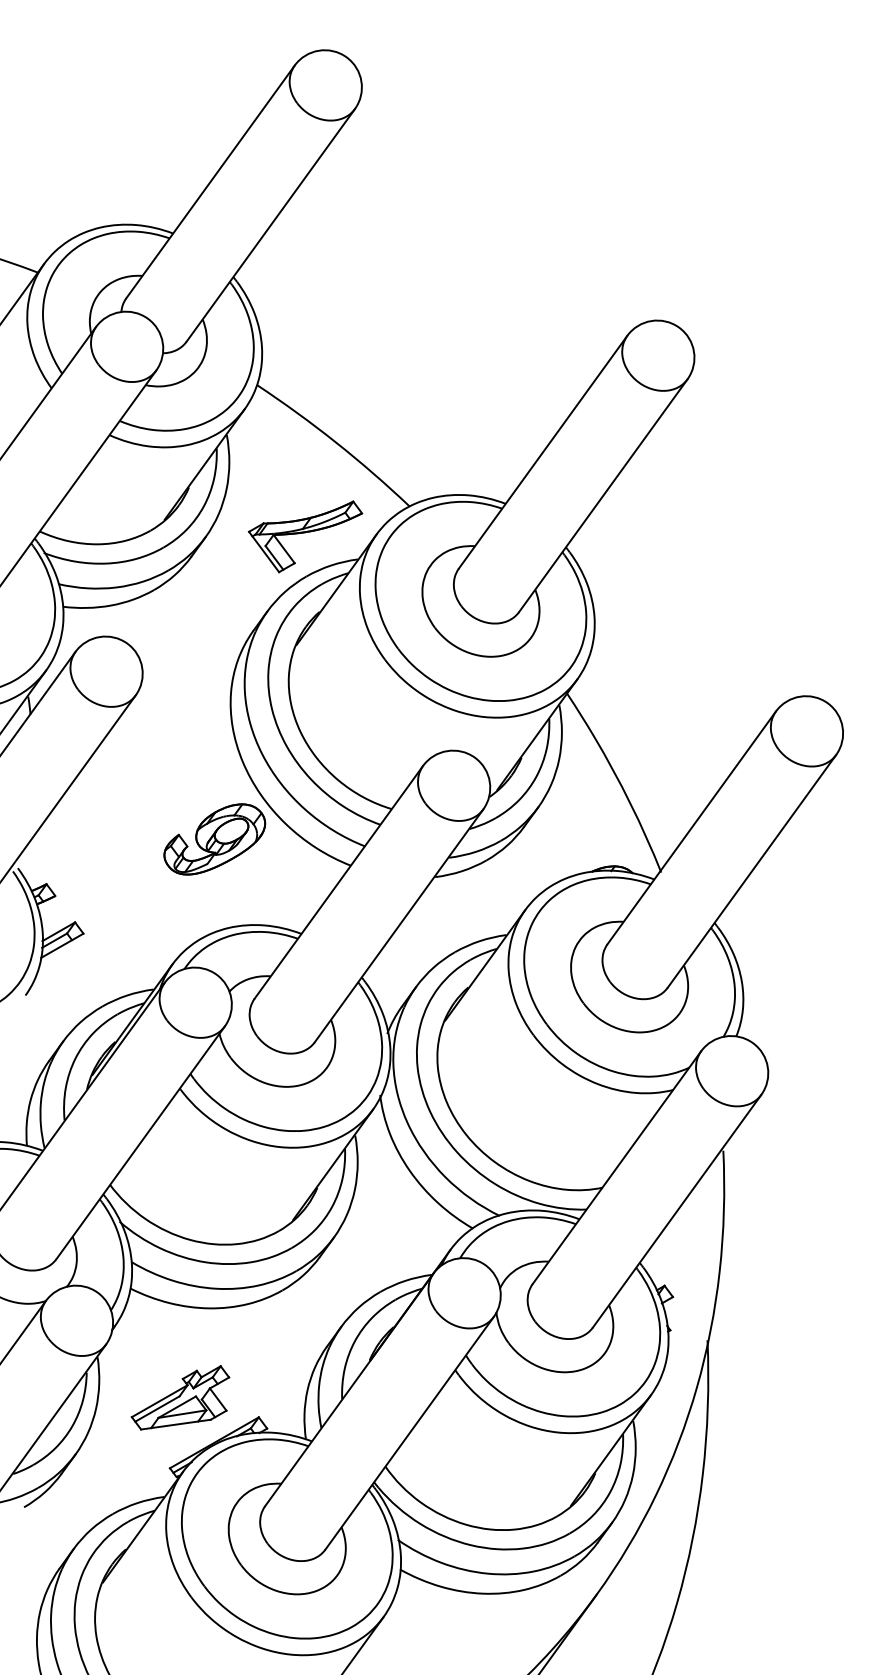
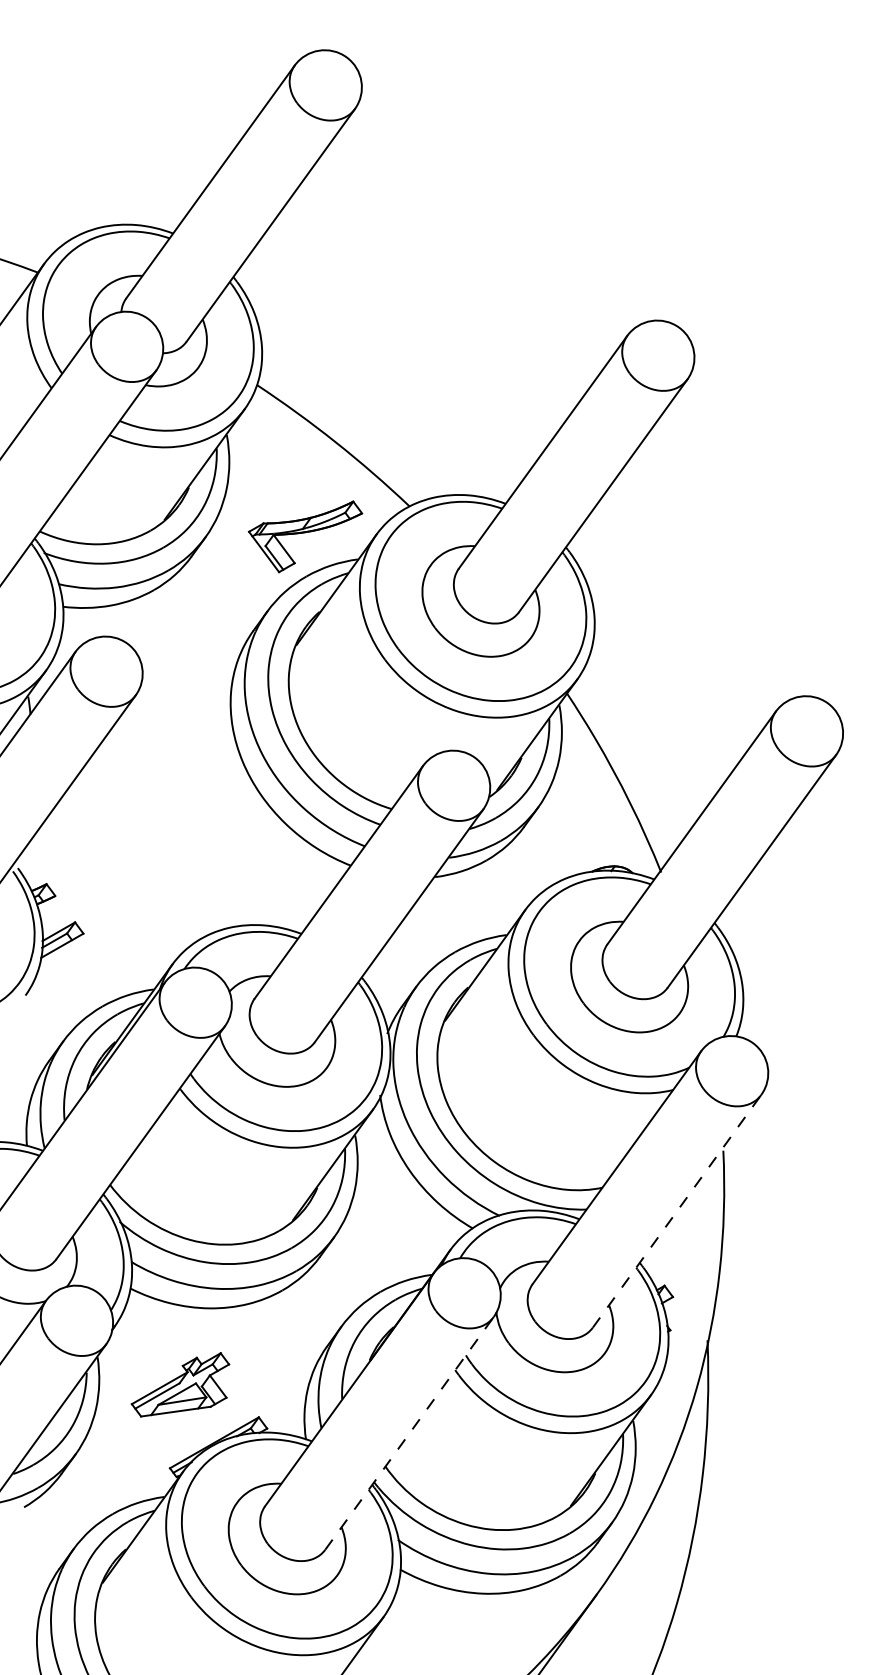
part: present -> none (214, 839)
line: solid -> dashed (677, 1211)
part position: (180, 1397) -> (180, 1384) (180, 1384)
line: solid -> dashed (409, 1433)
